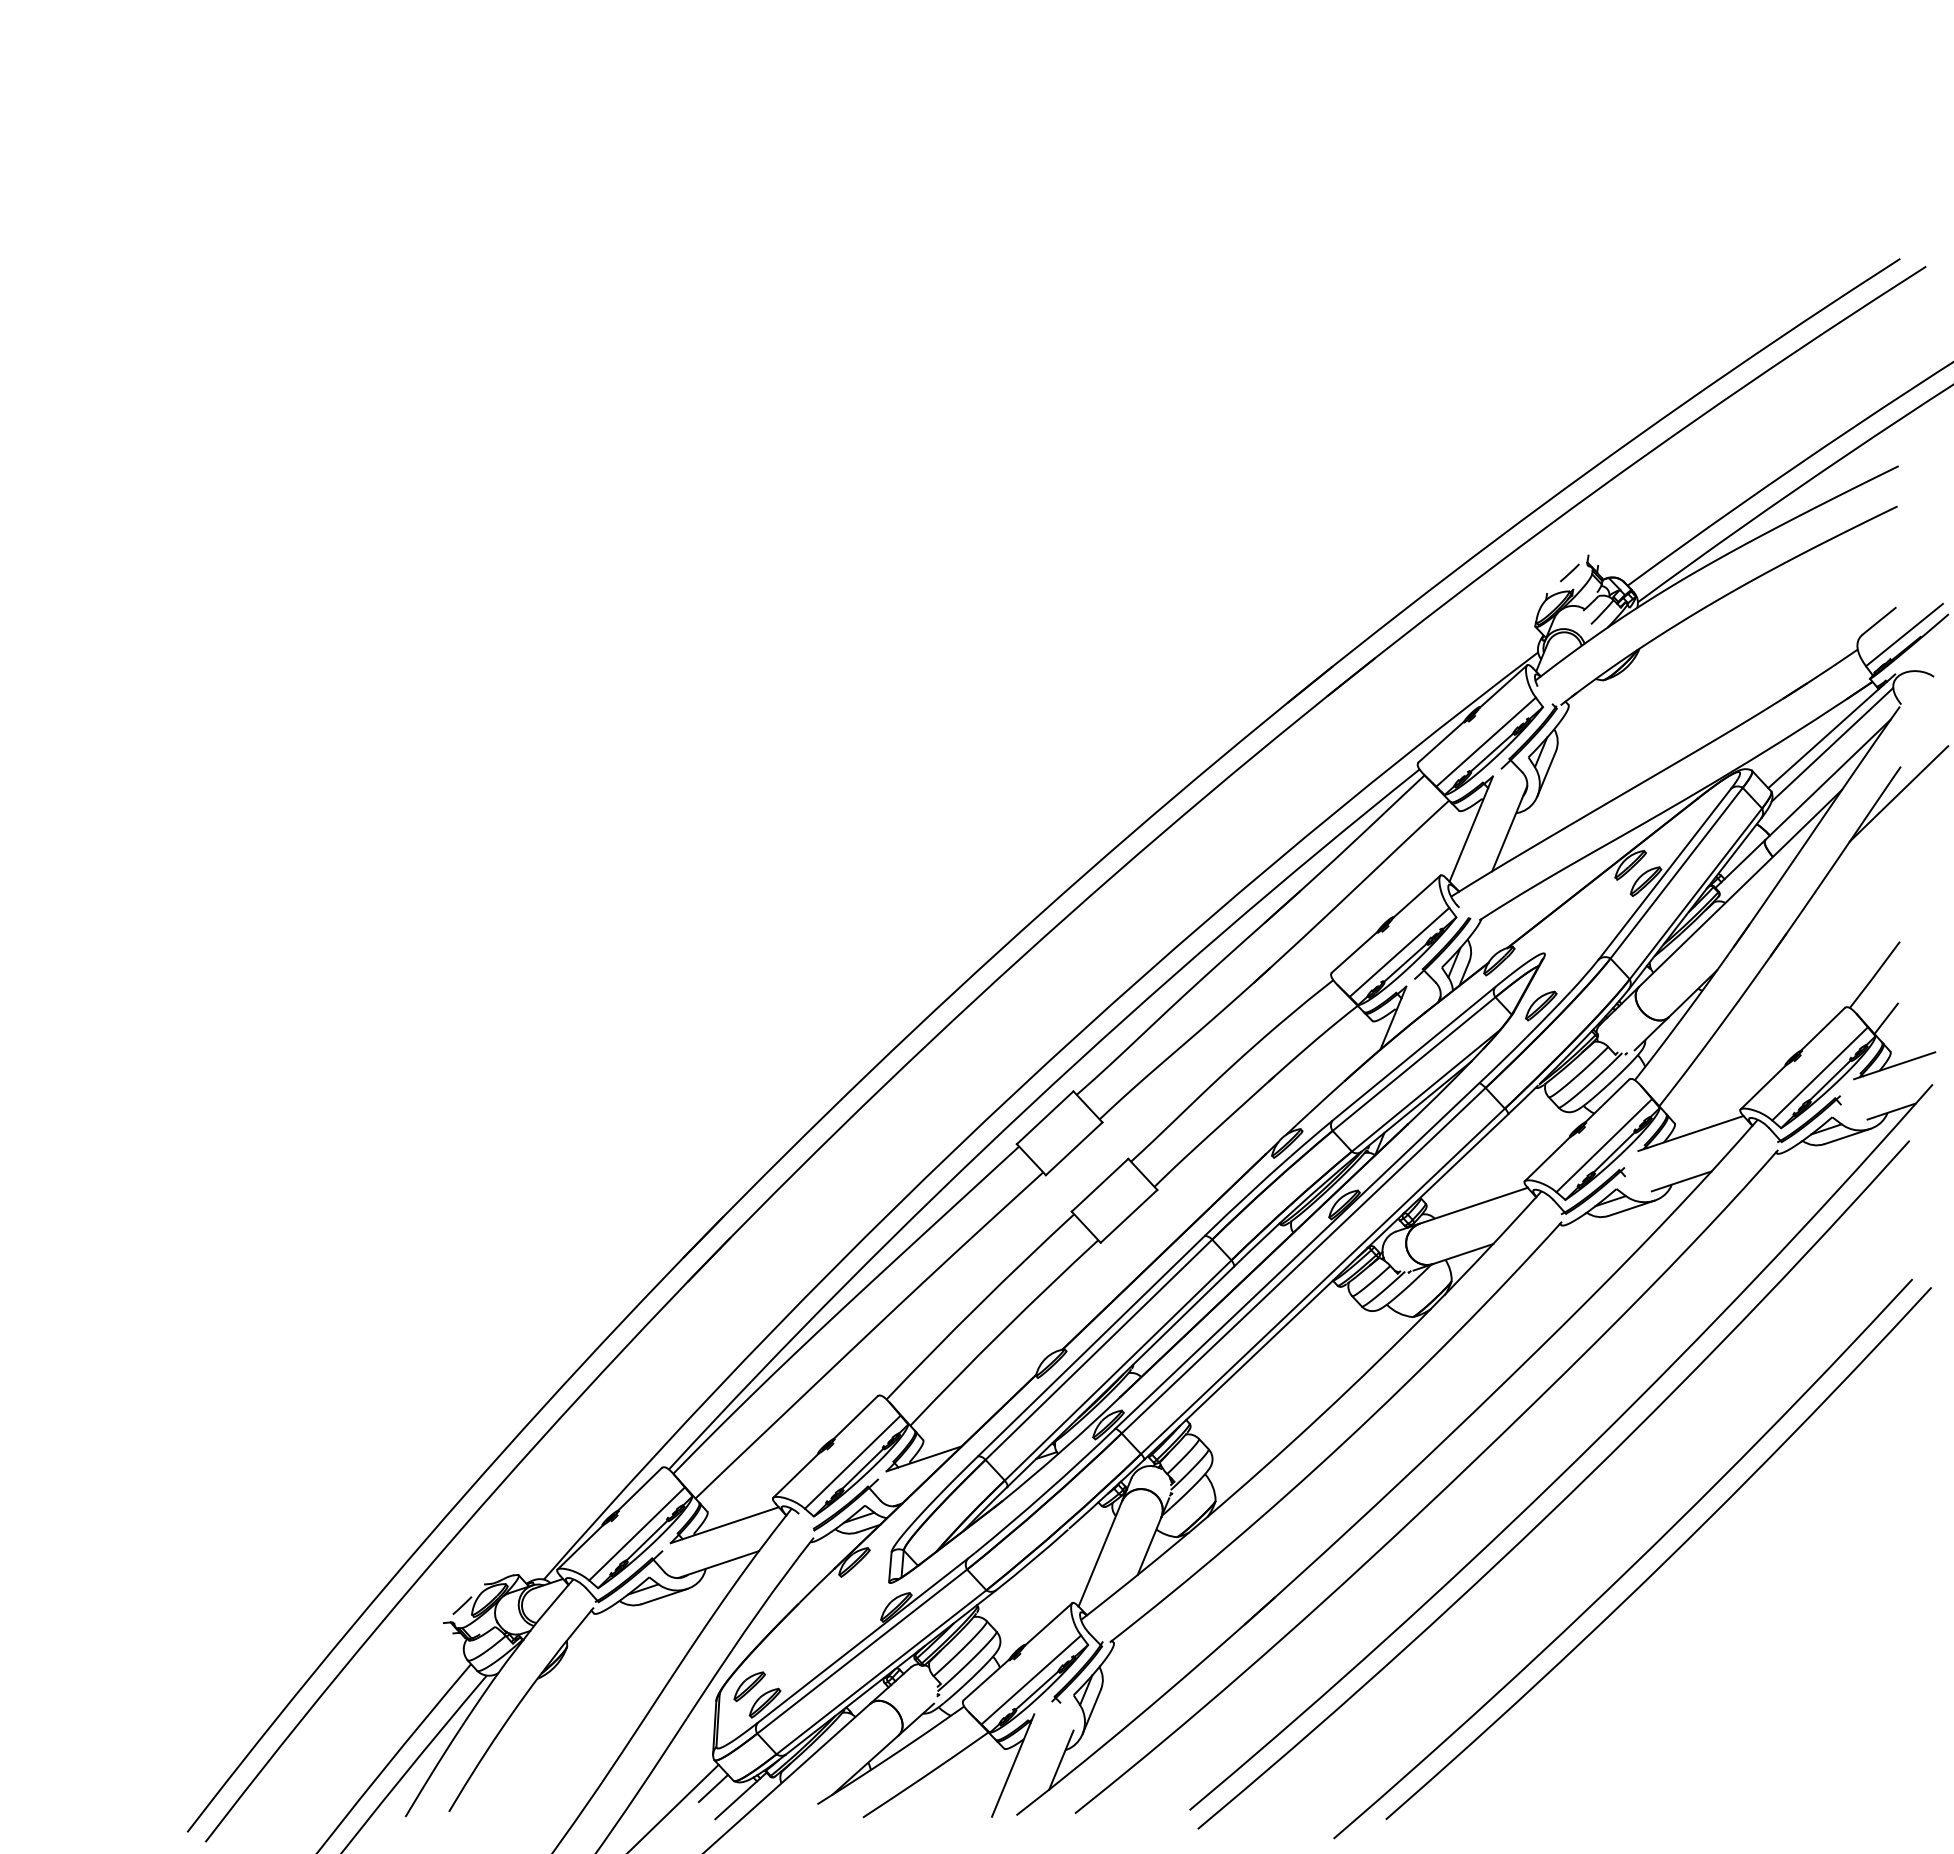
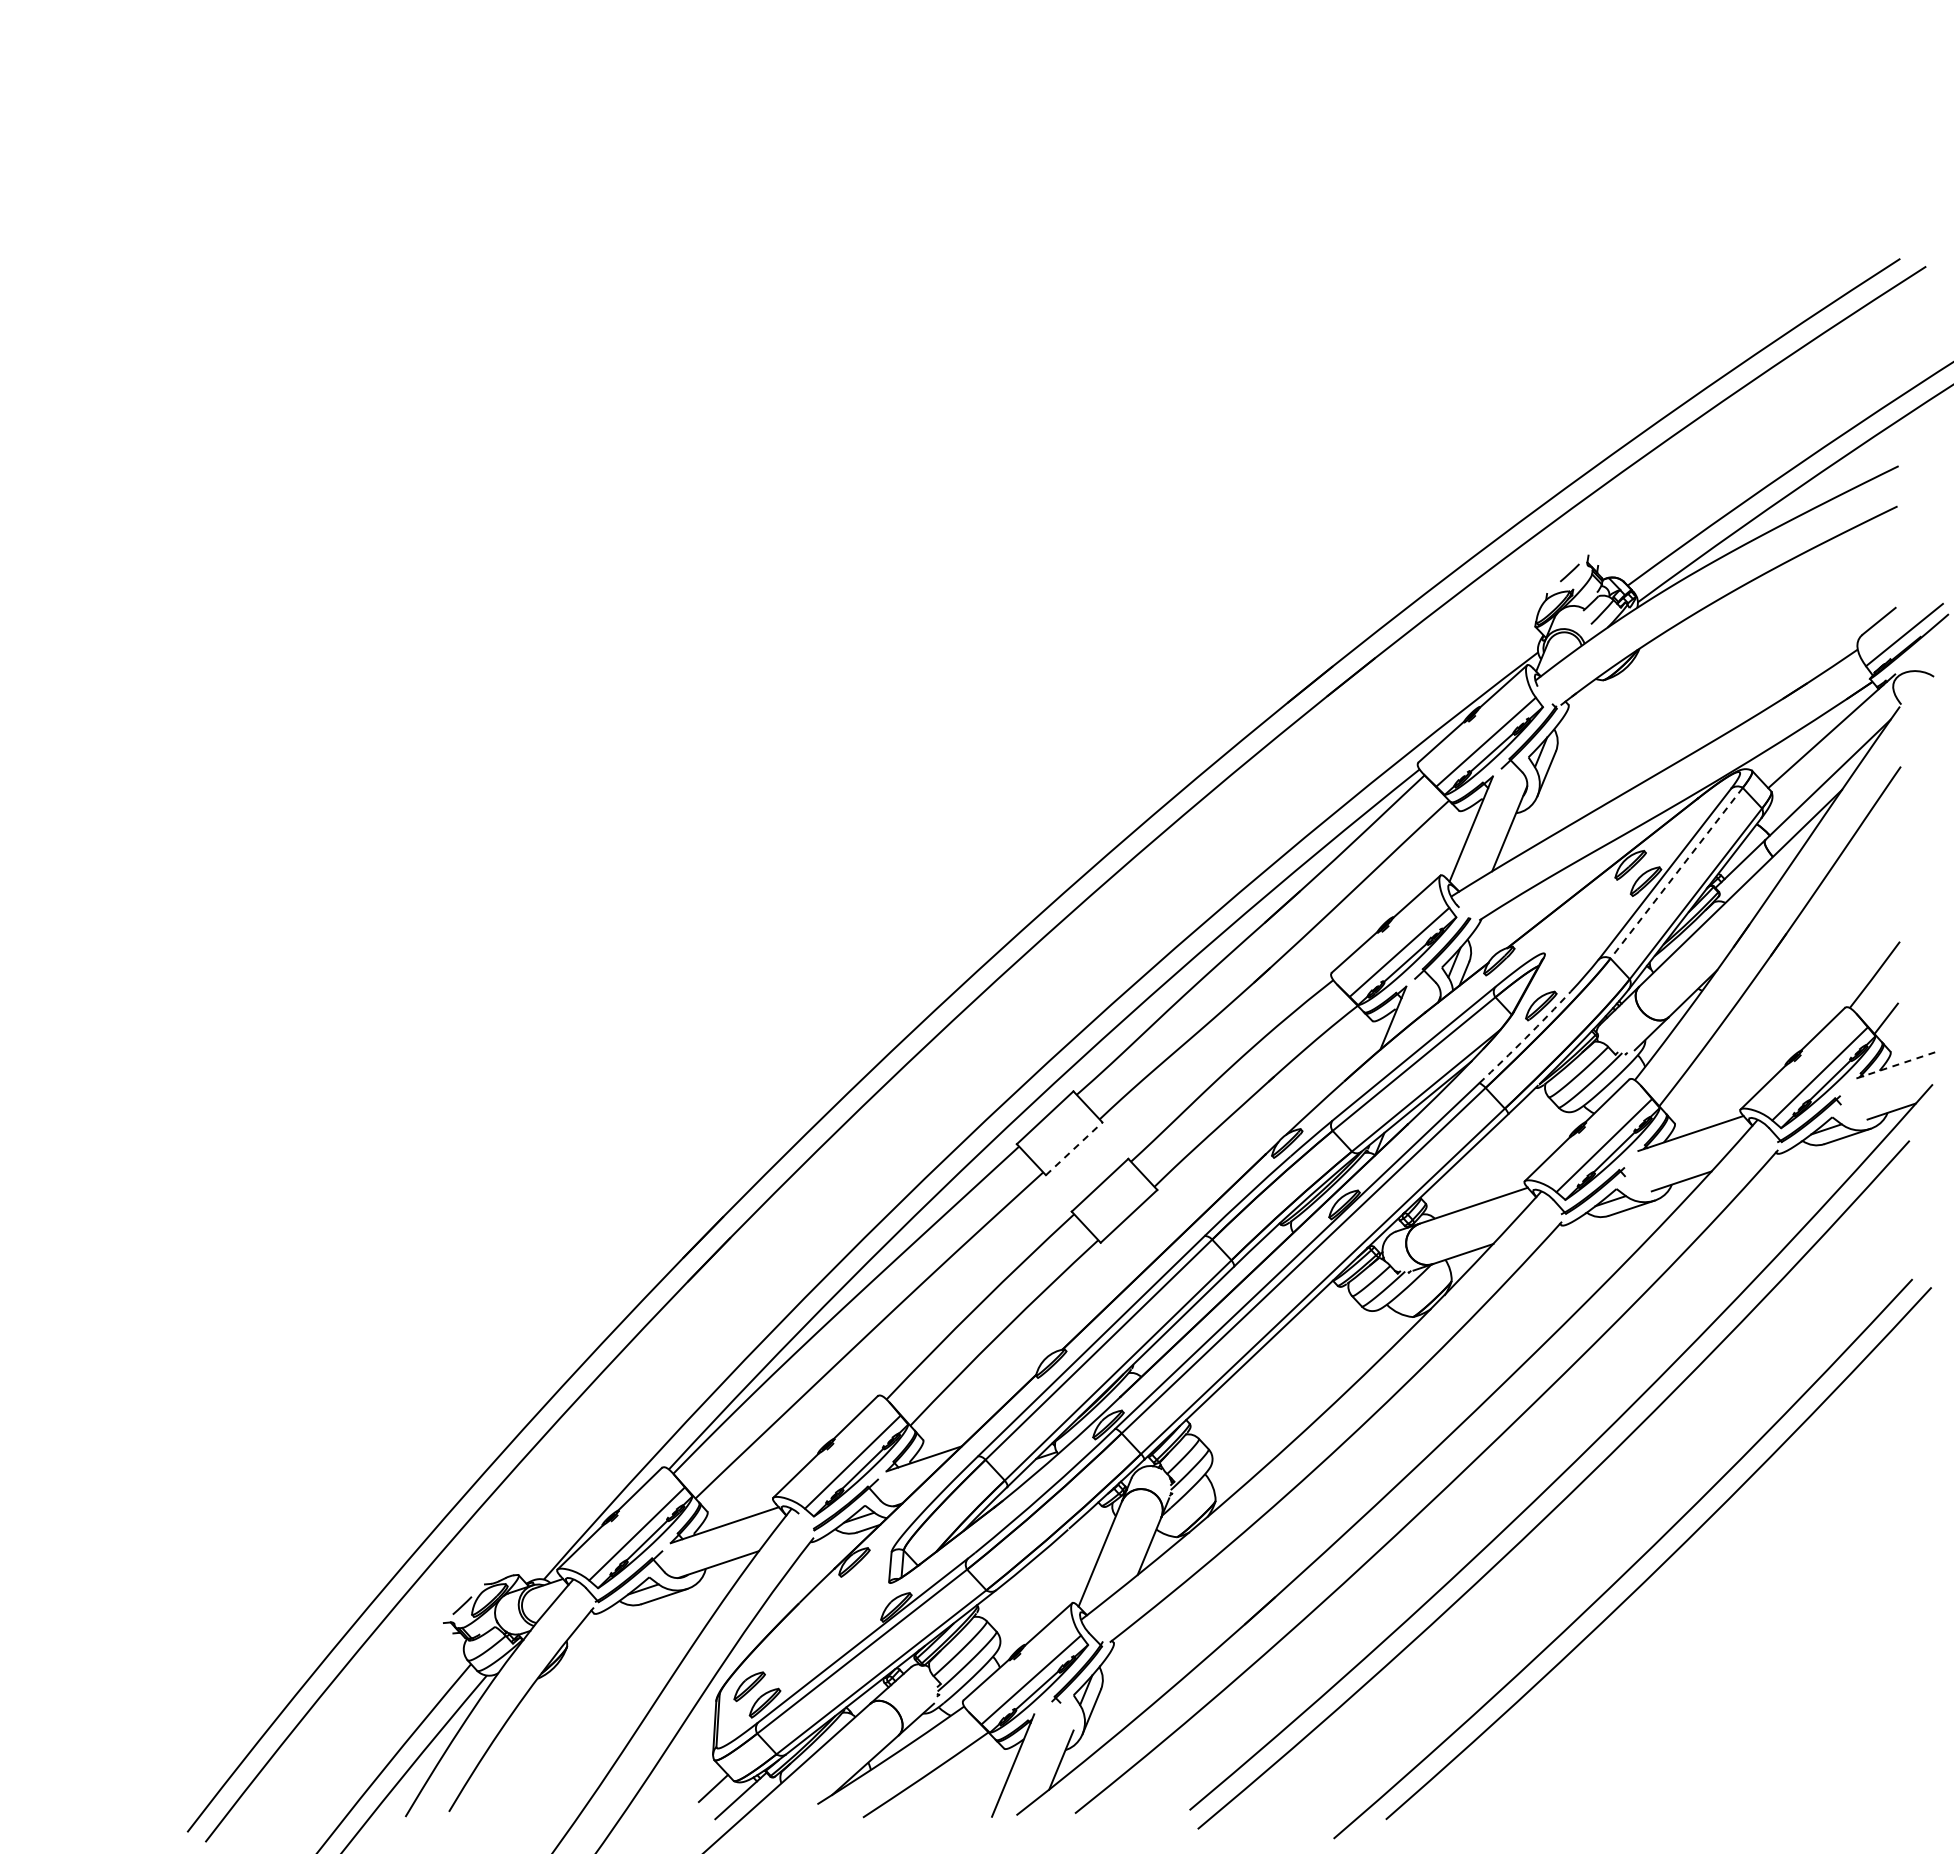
line: present -> none (1832, 744)
line: present -> none (1898, 793)
line: solid -> dashed (1676, 873)
arc: solid -> dashed (1525, 1038)
line: solid -> dashed (1894, 1065)
line: solid -> dashed (1074, 1148)
line: present -> none (674, 1807)
